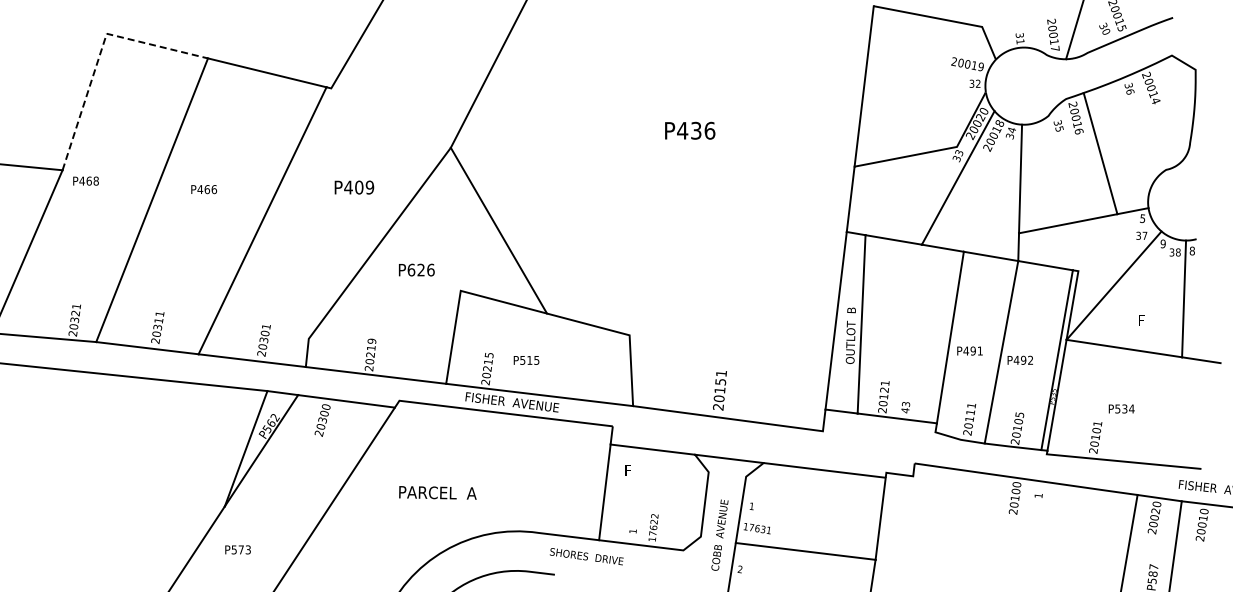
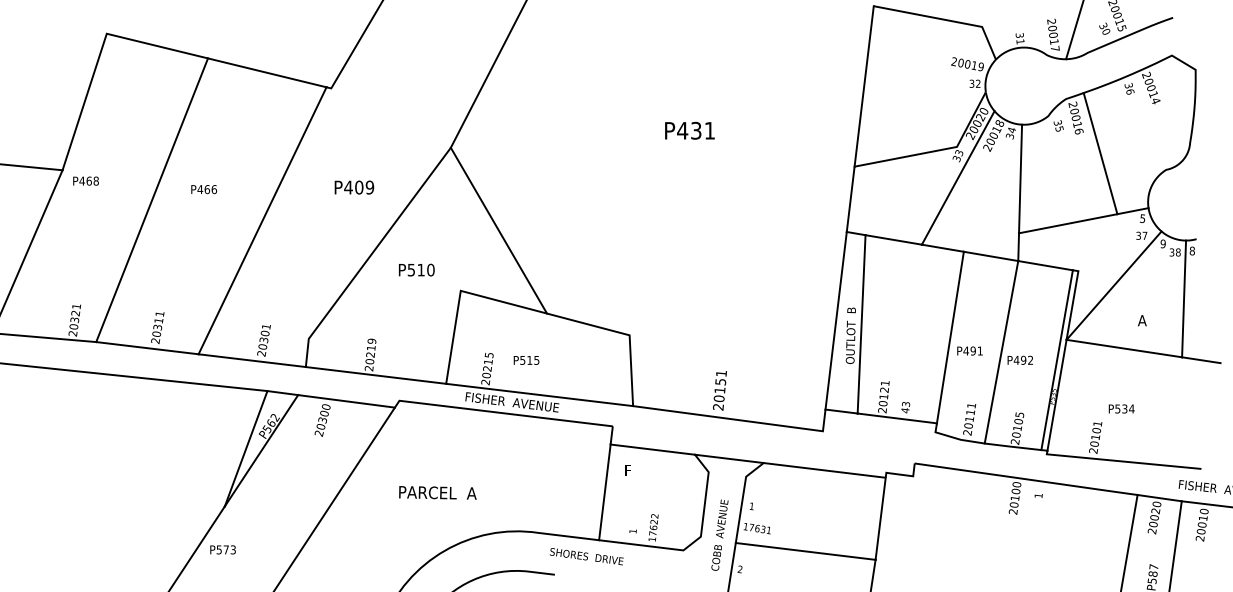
line: dashed -> solid (100, 51)
text: P436 -> P431 (709, 130)
text: P626 -> P510 (420, 269)
text: F -> A (1142, 320)
text position: (237, 549) -> (222, 549) (222, 549)
